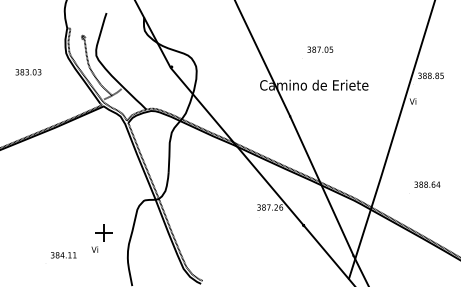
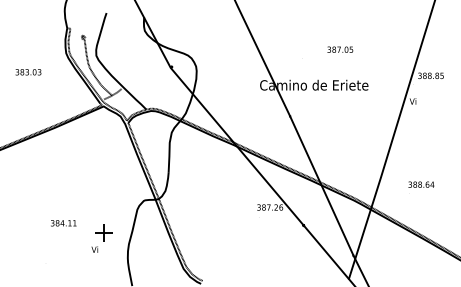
text position: (320, 49) -> (340, 49) (340, 49)
text position: (427, 184) -> (421, 184) (421, 184)
text position: (63, 255) -> (63, 223) (63, 223)
